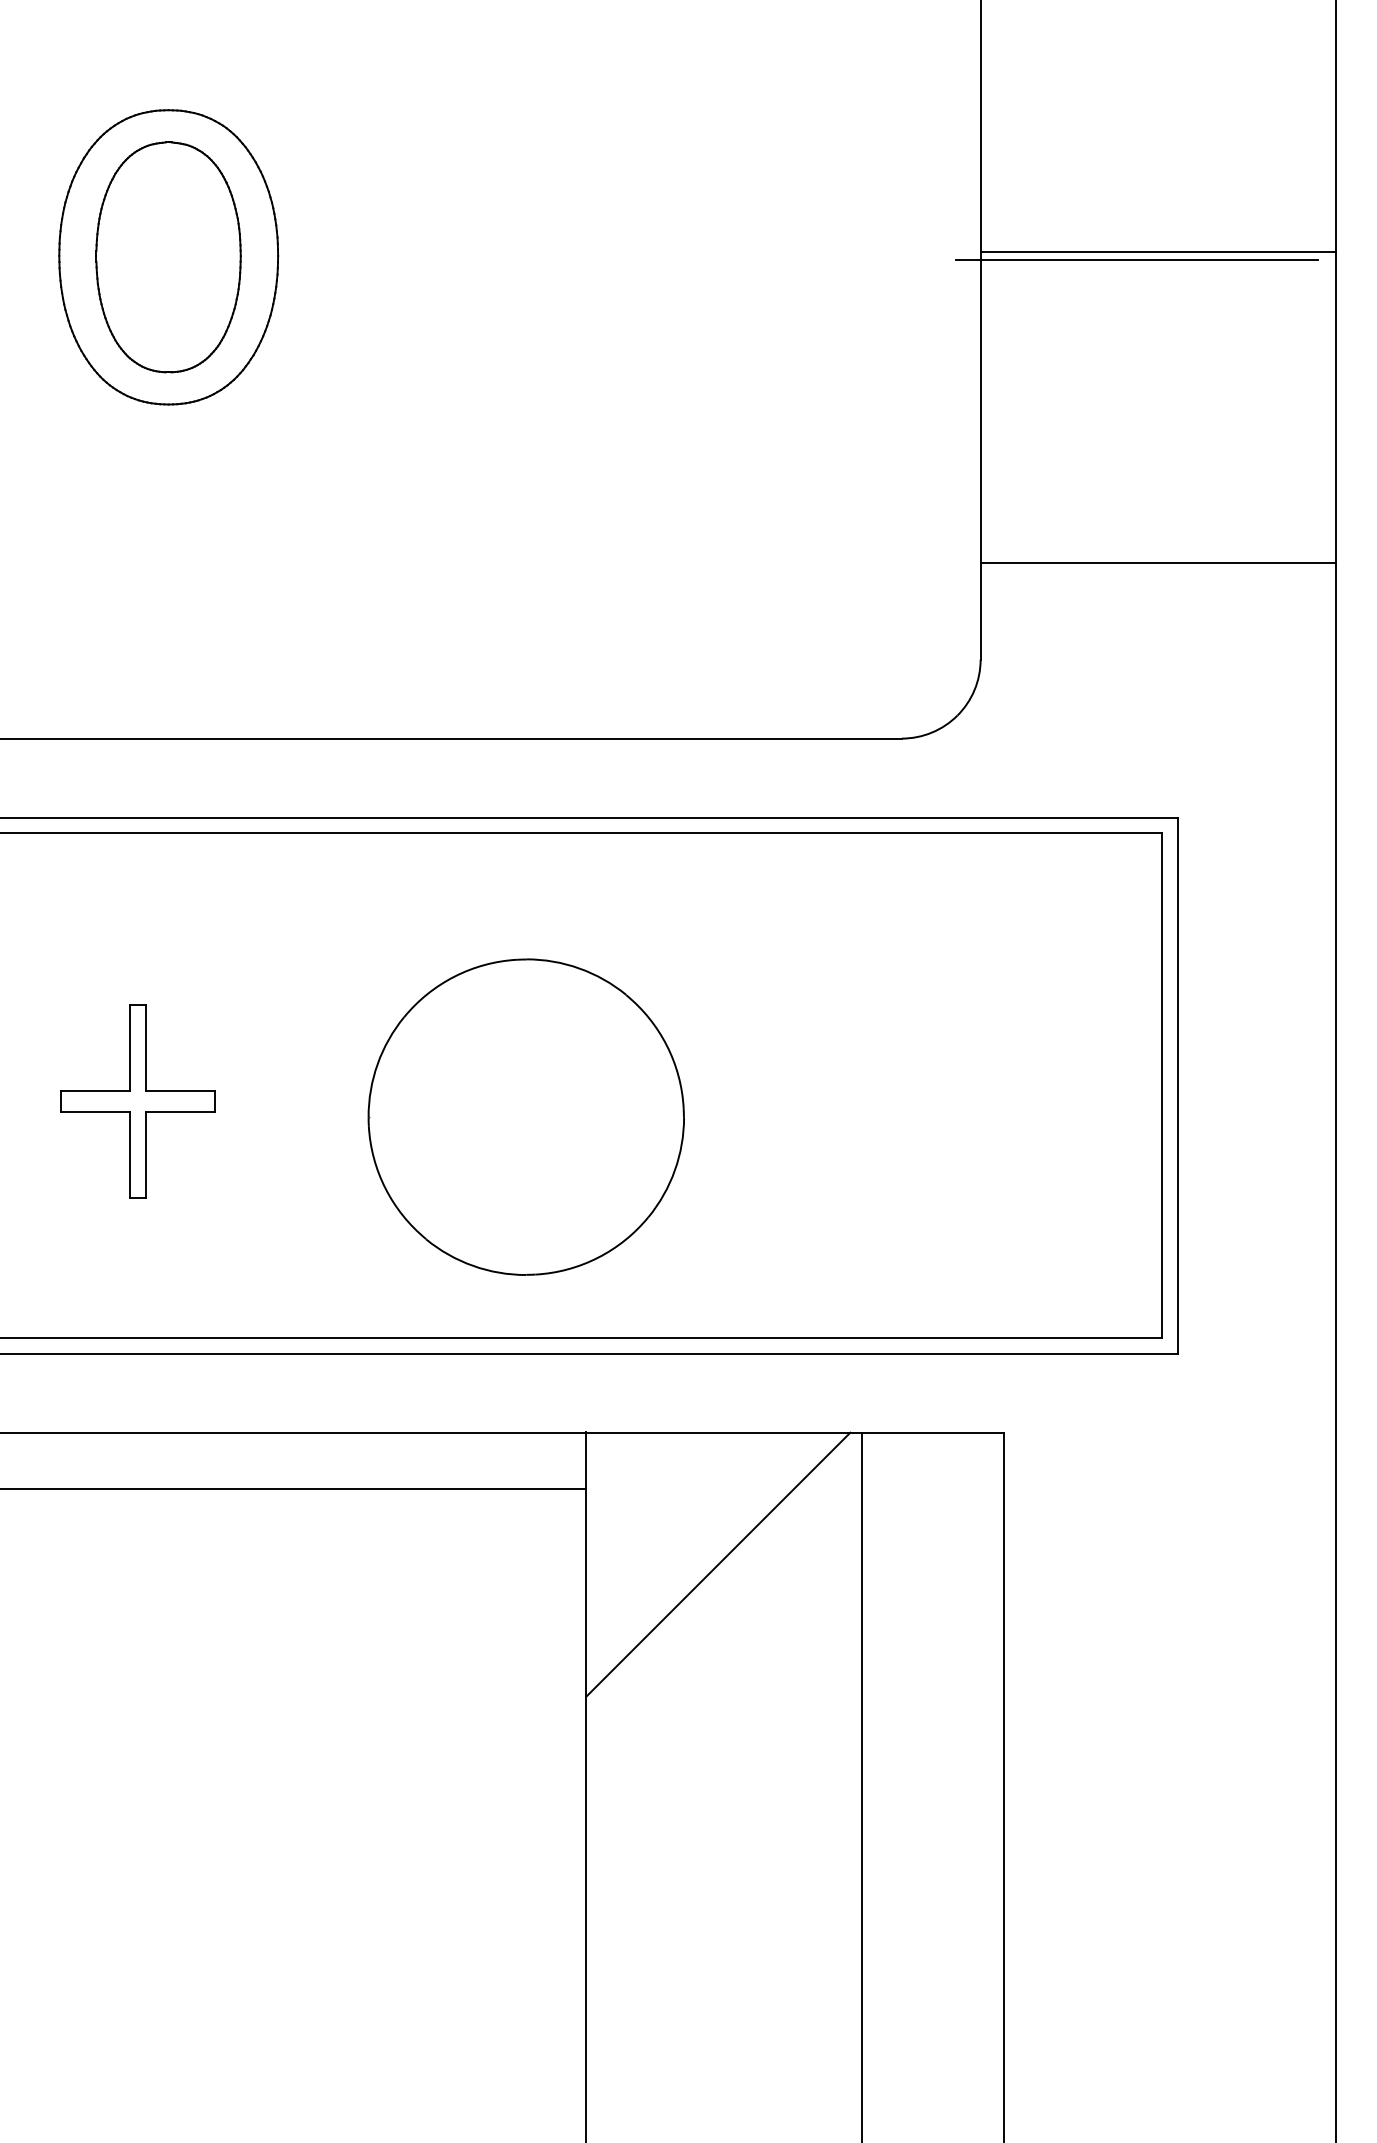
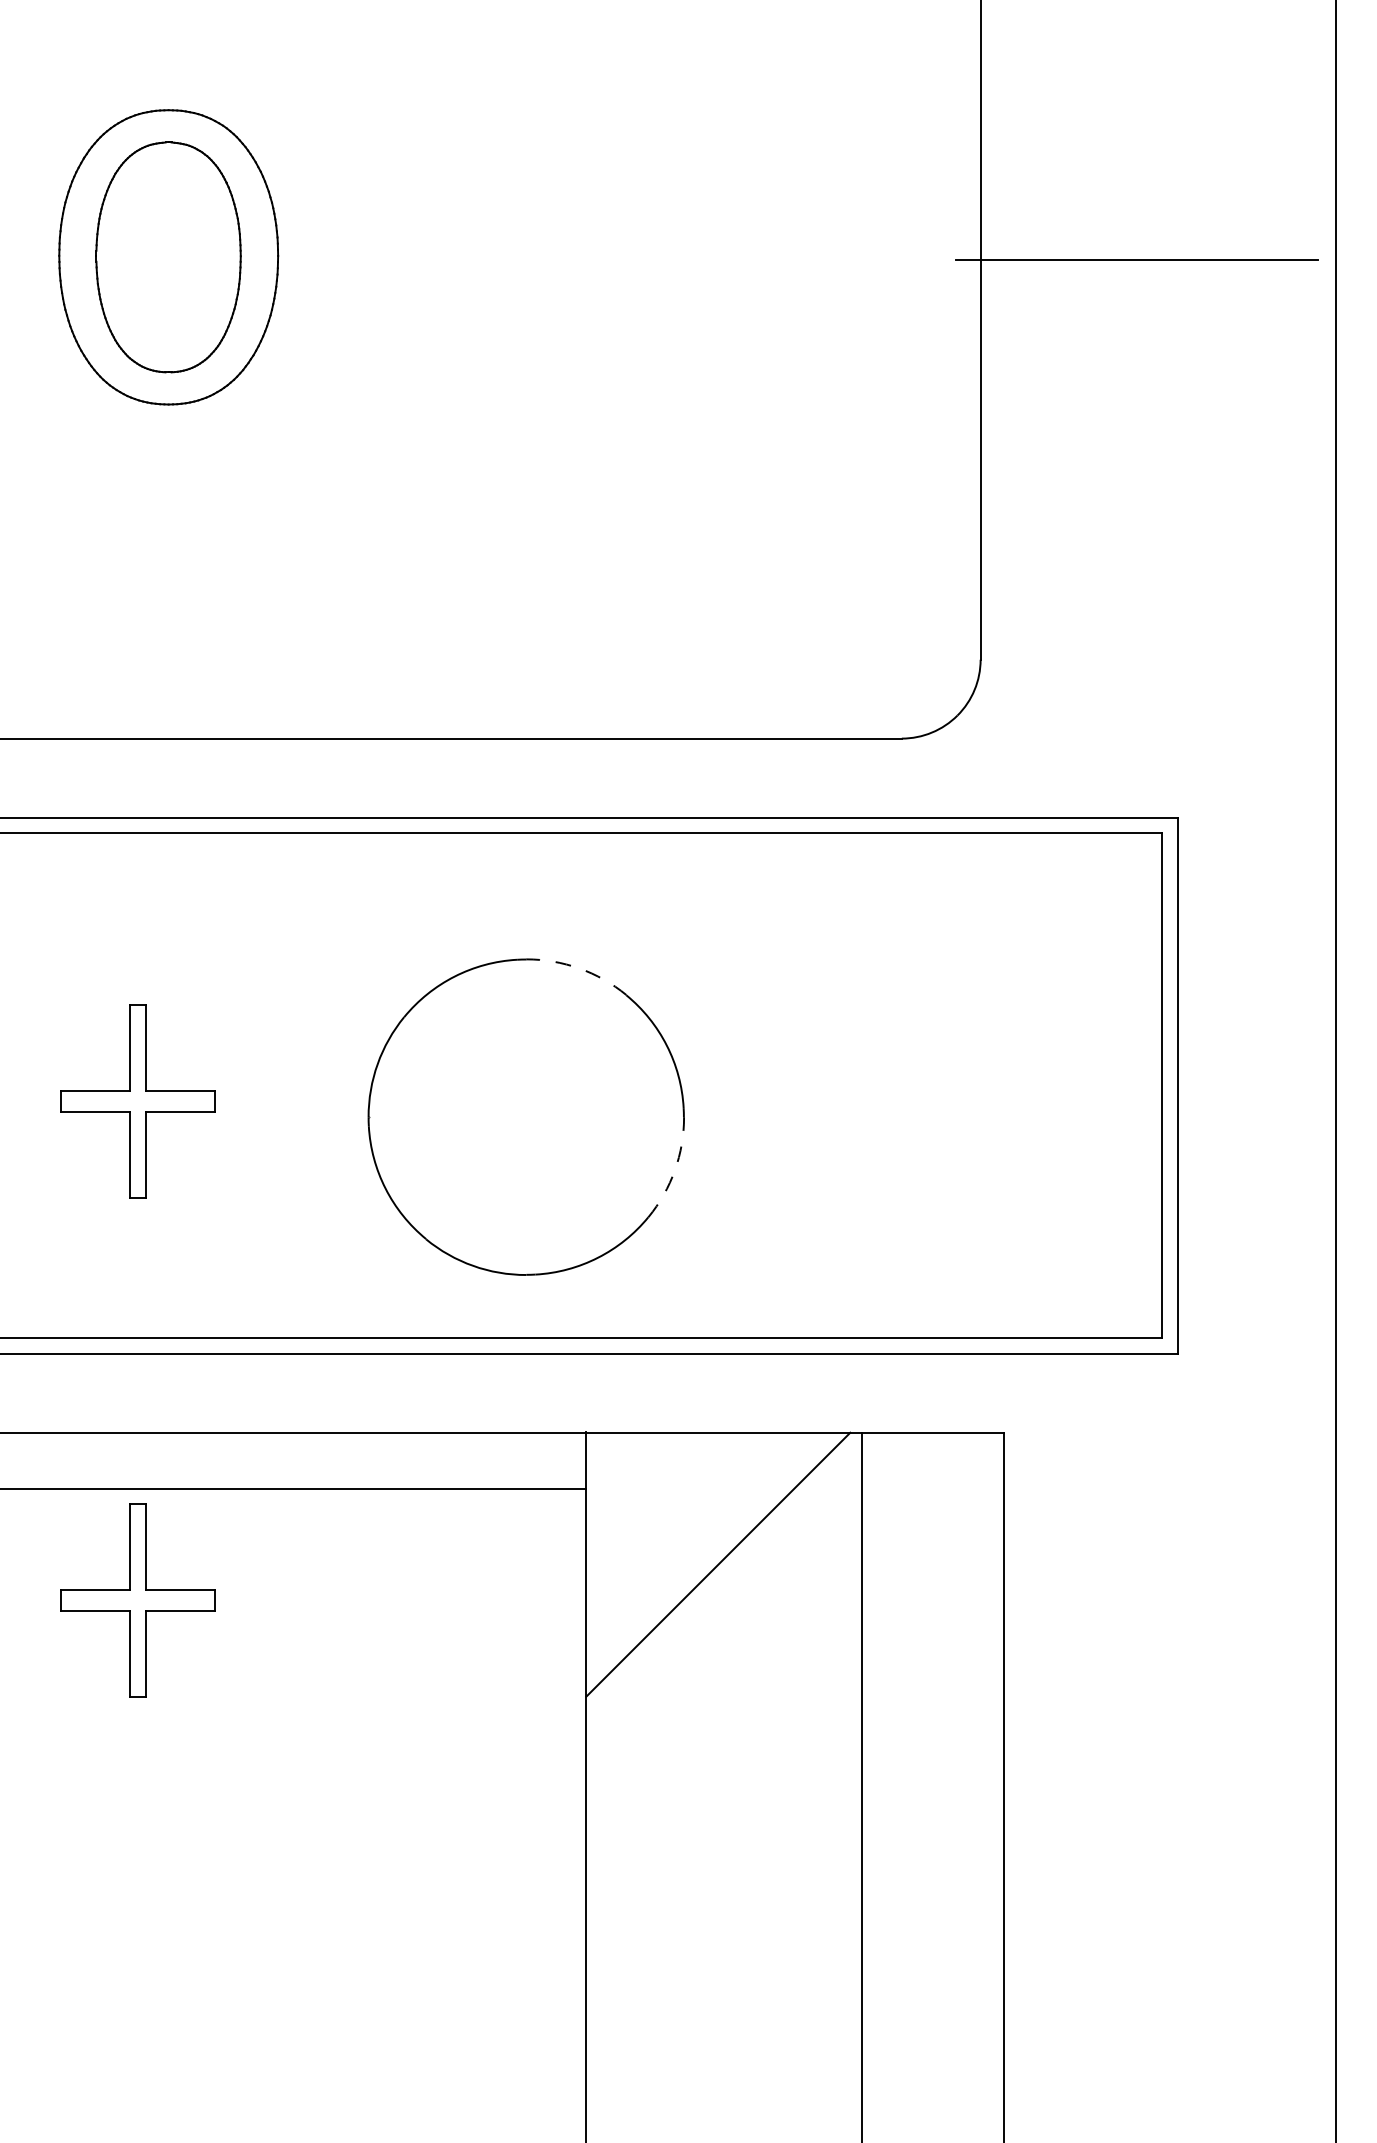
line: present -> none (1157, 251)
line: present -> none (1157, 563)
arc: solid -> dashed (579, 968)
arc: solid -> dashed (674, 1170)
part: none -> present (137, 1600)
